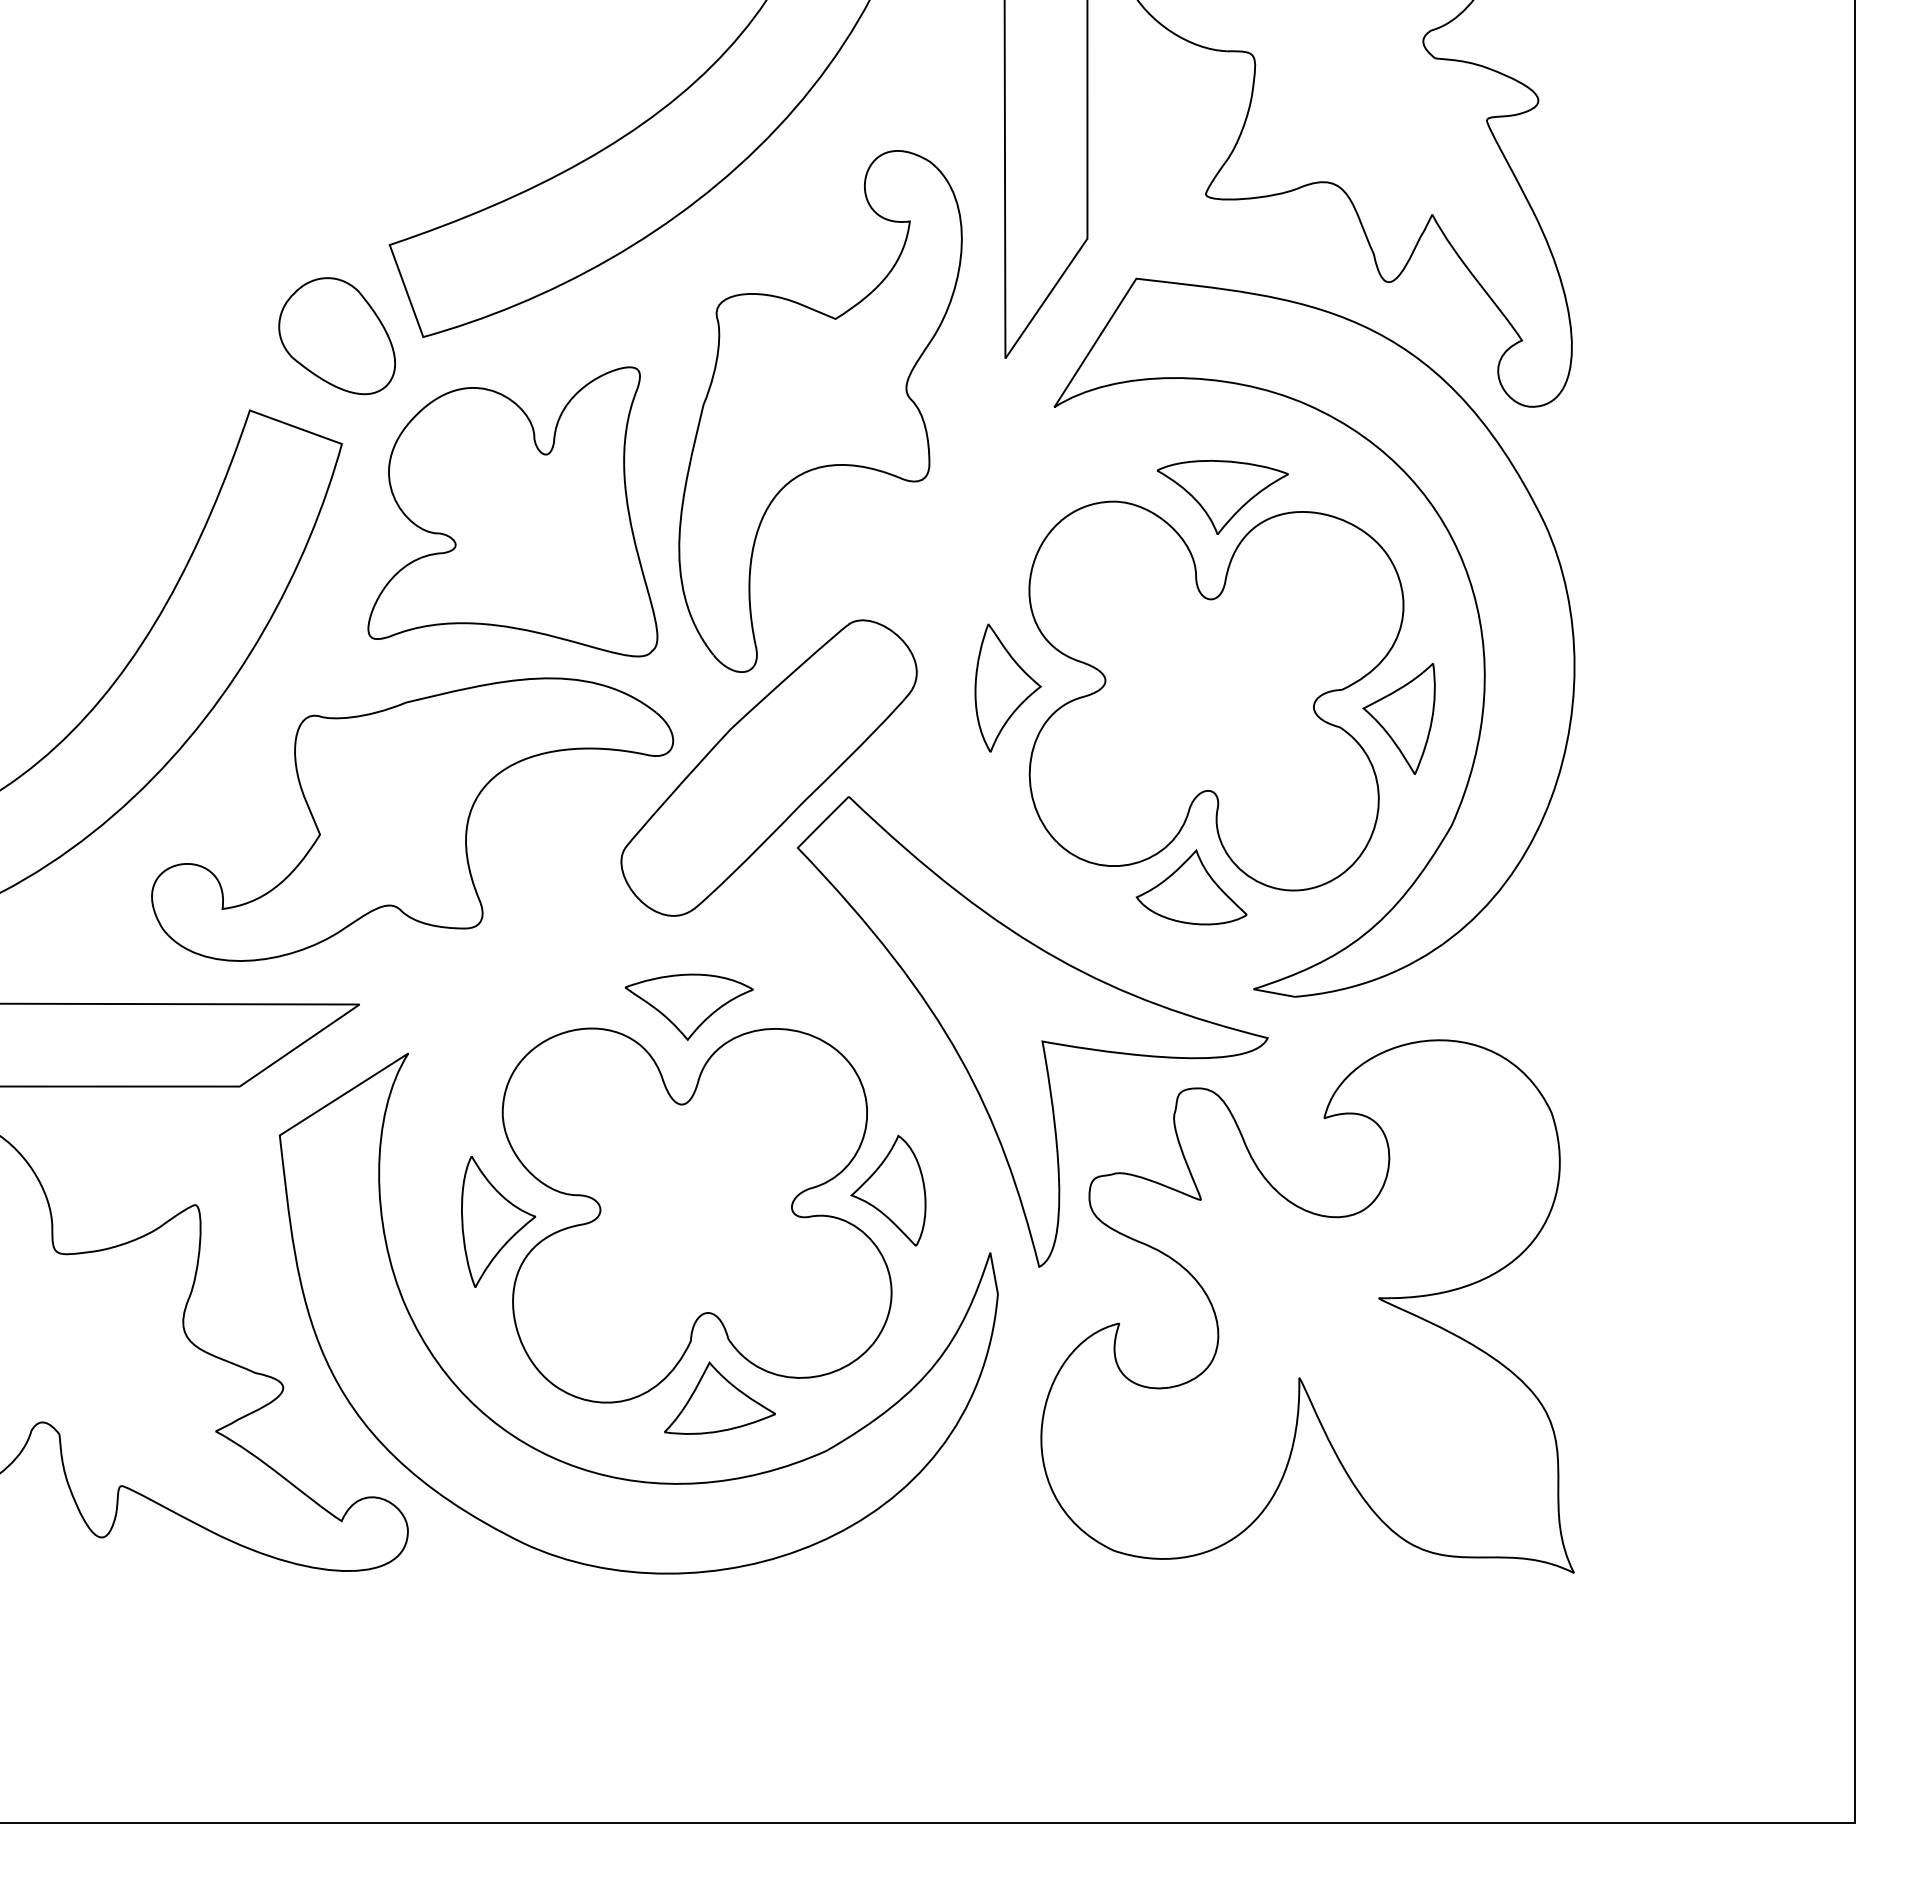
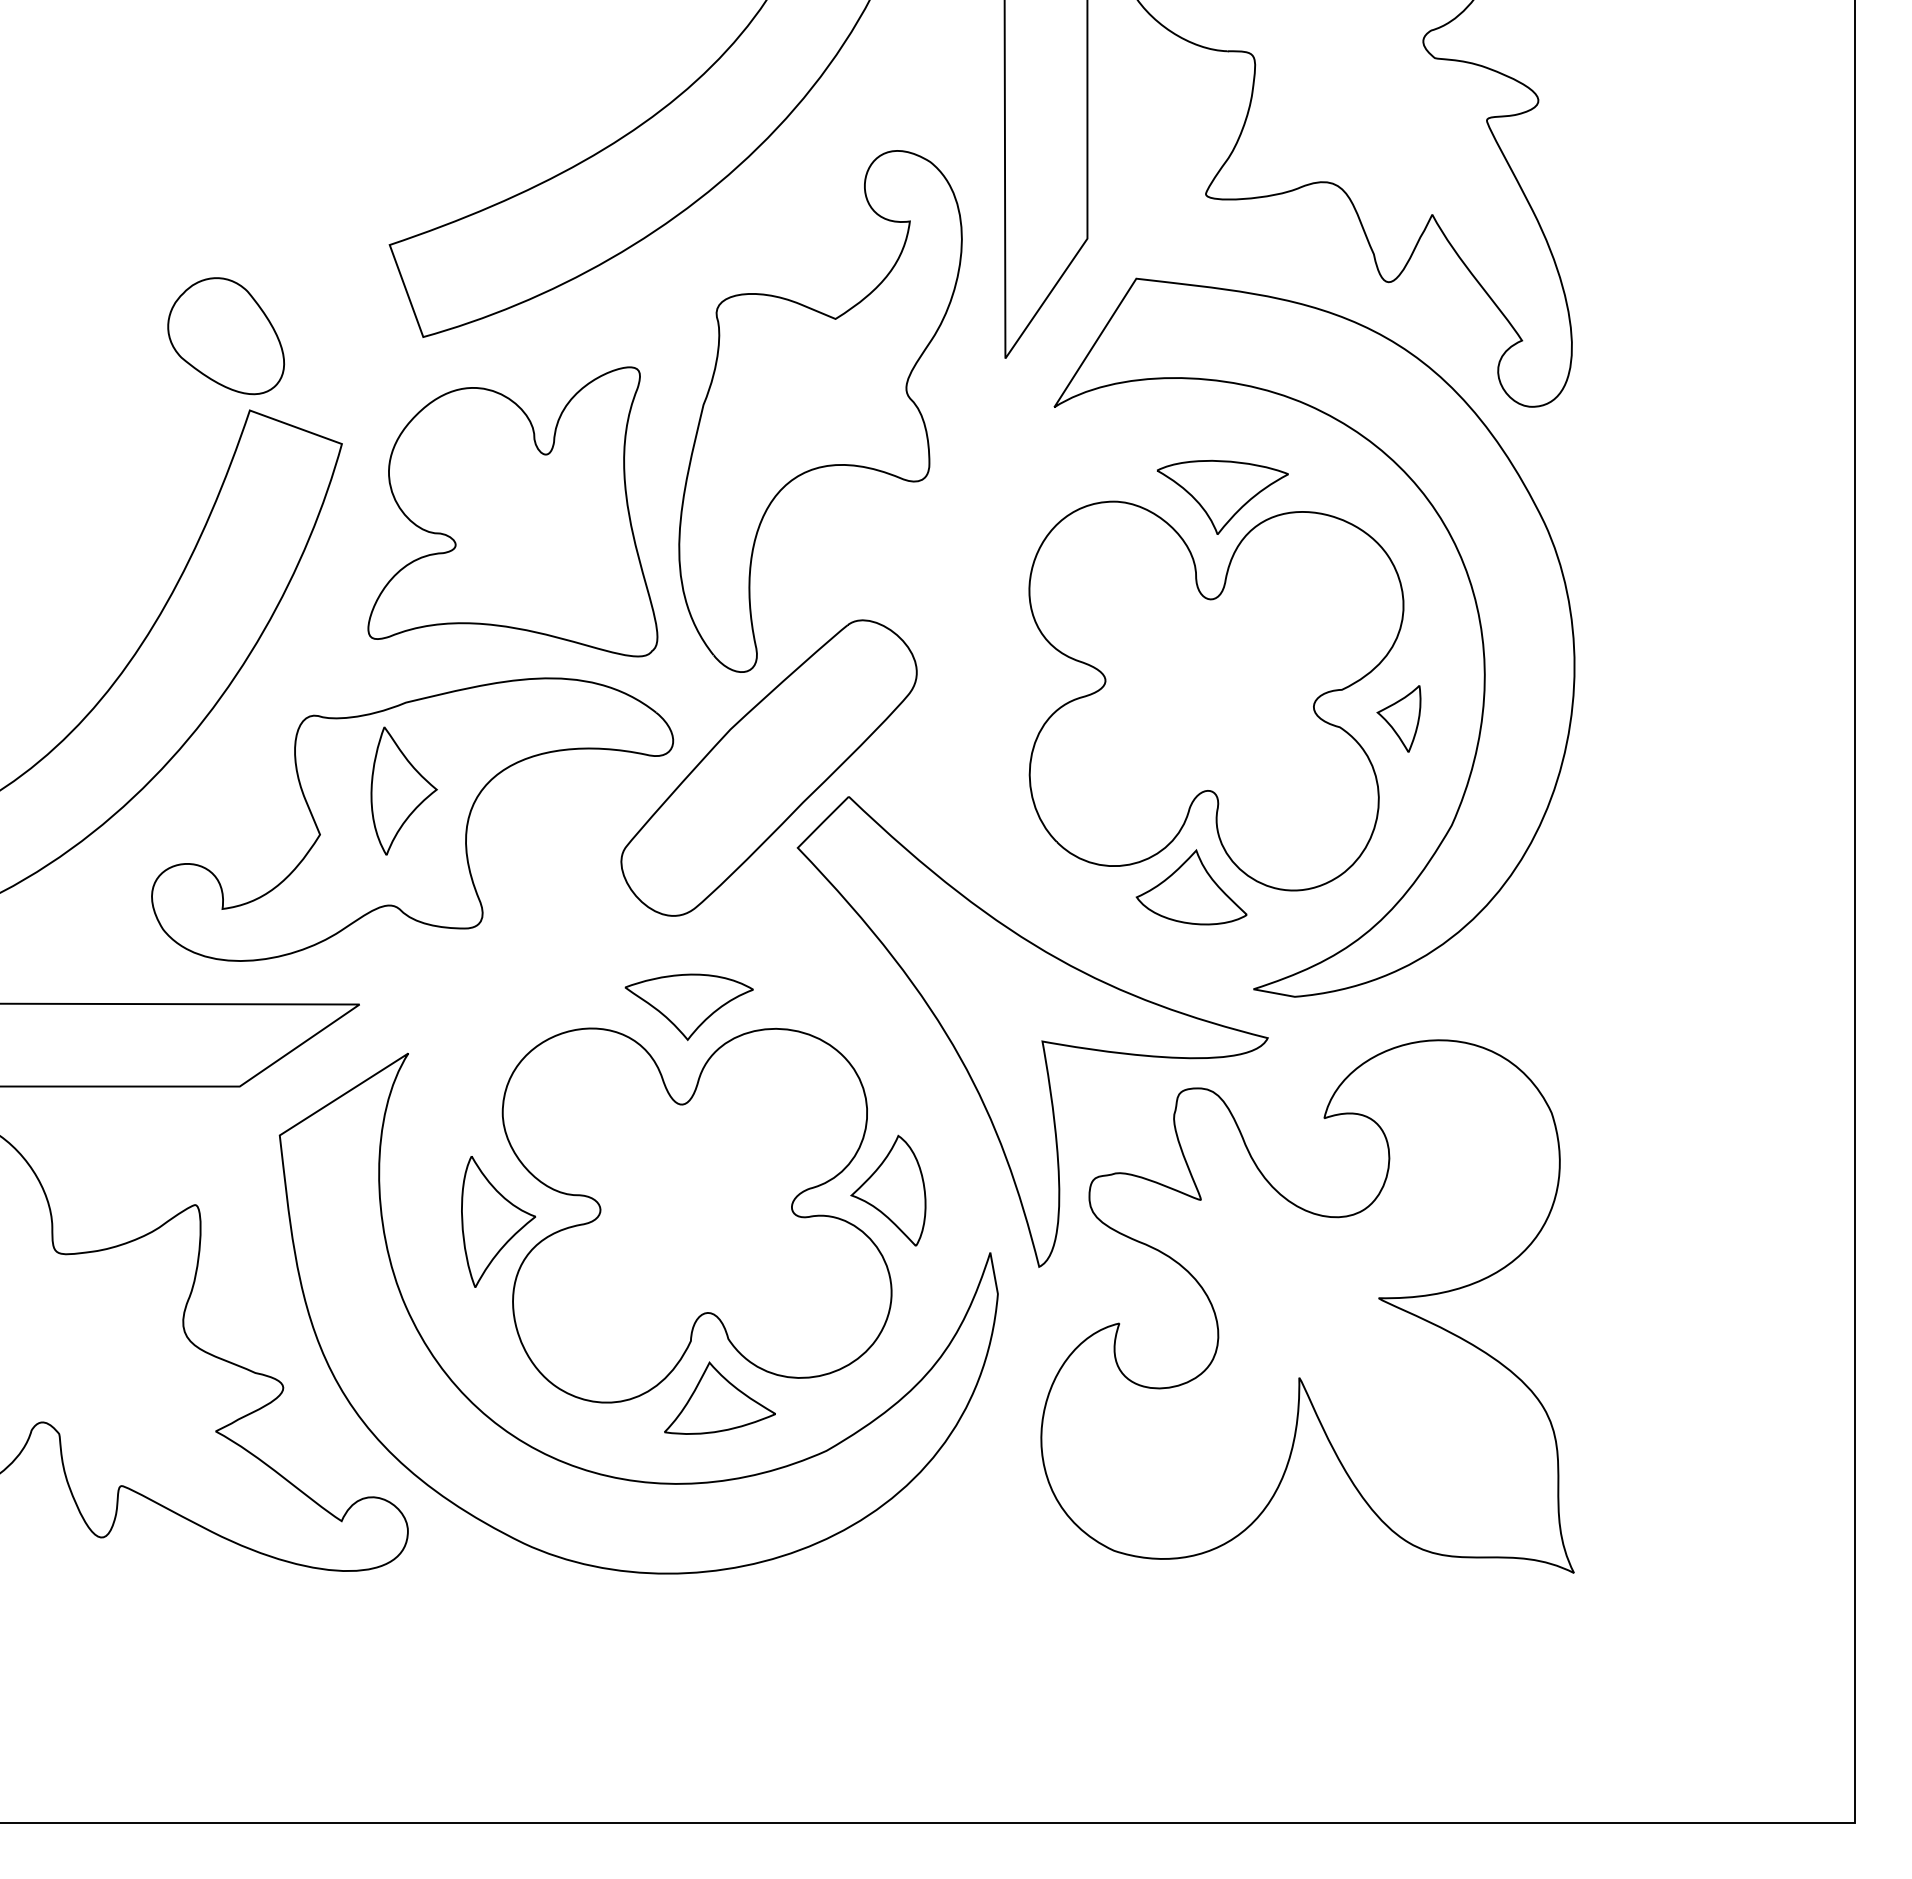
part position: (337, 336) -> (226, 336) (226, 336)
part position: (1007, 687) -> (403, 790) (403, 790)
part size: 74x112 px -> 46x68 px (1398, 718)
